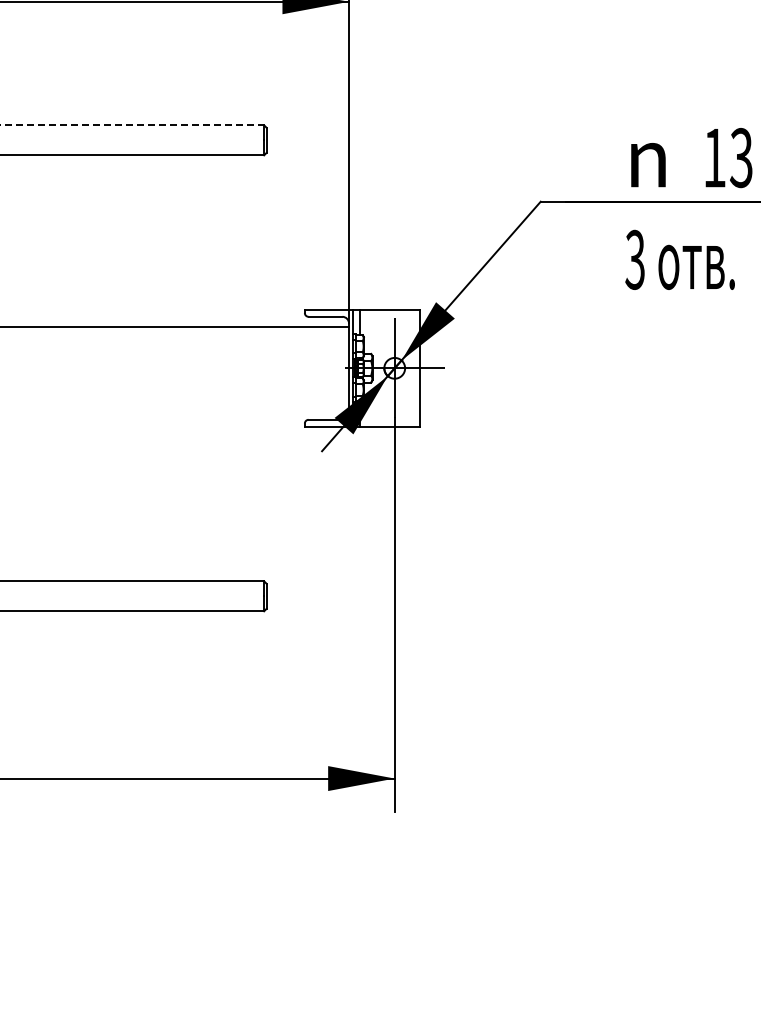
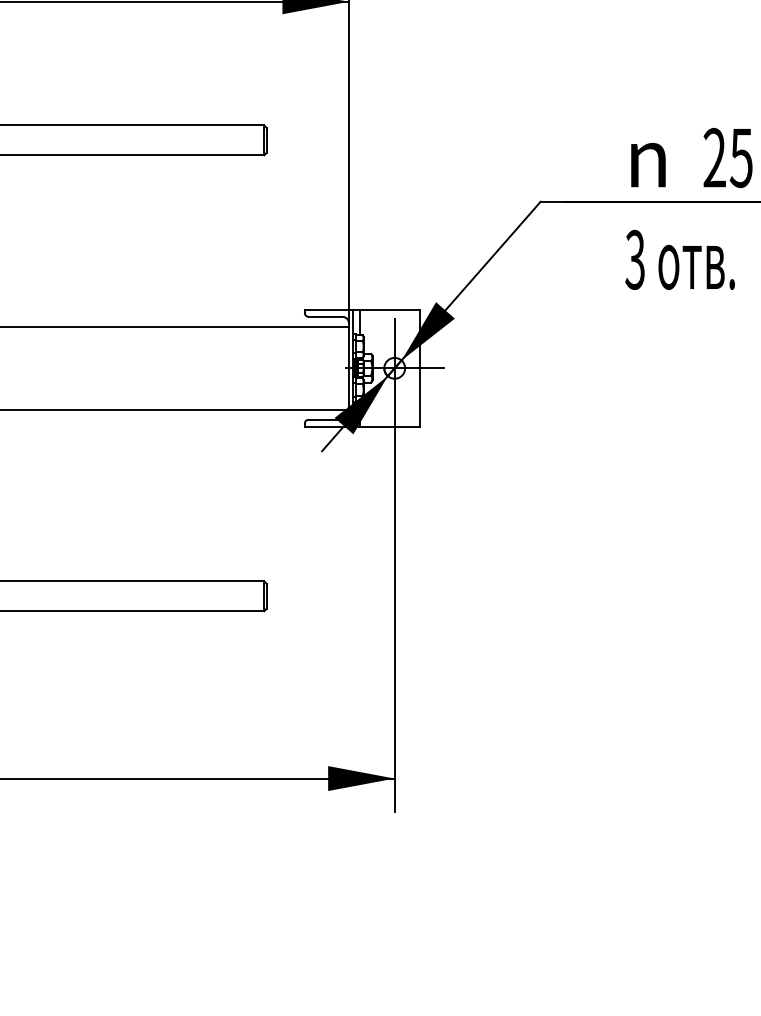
line: dashed -> solid (132, 125)
text: 13 -> 25 (727, 157)
line: none -> present (175, 409)
